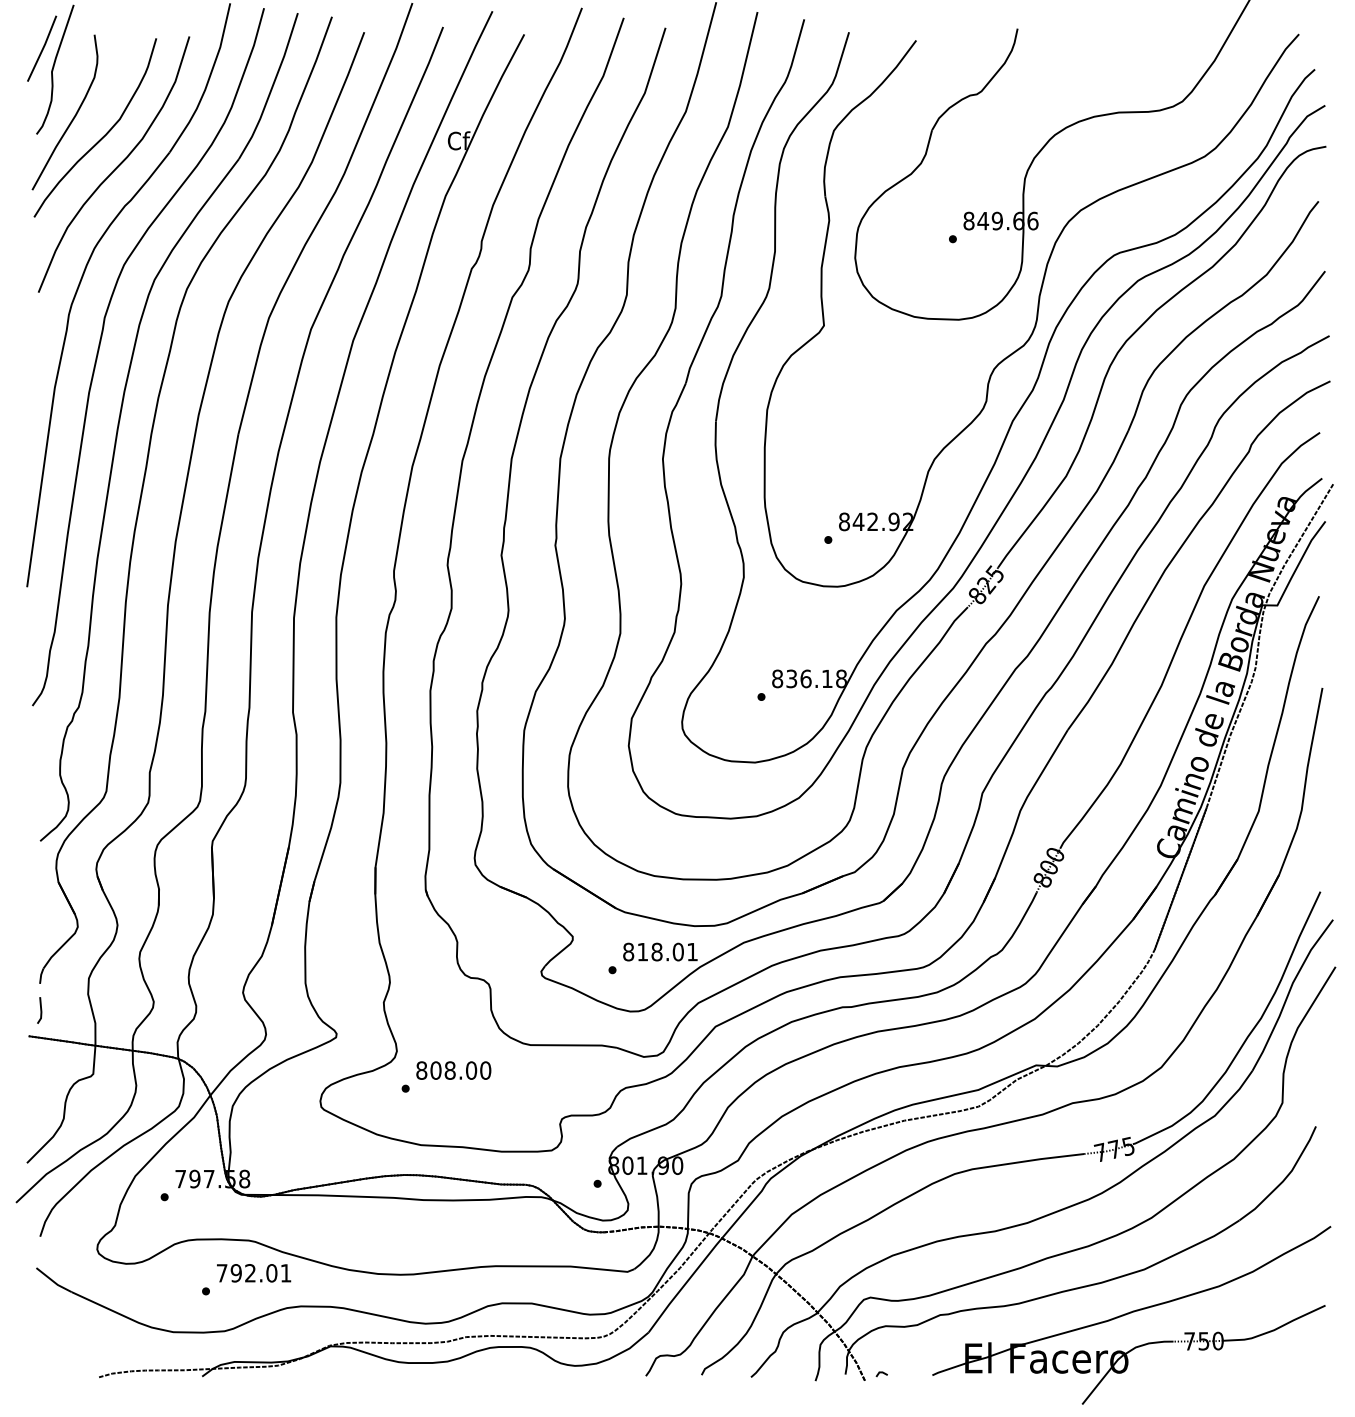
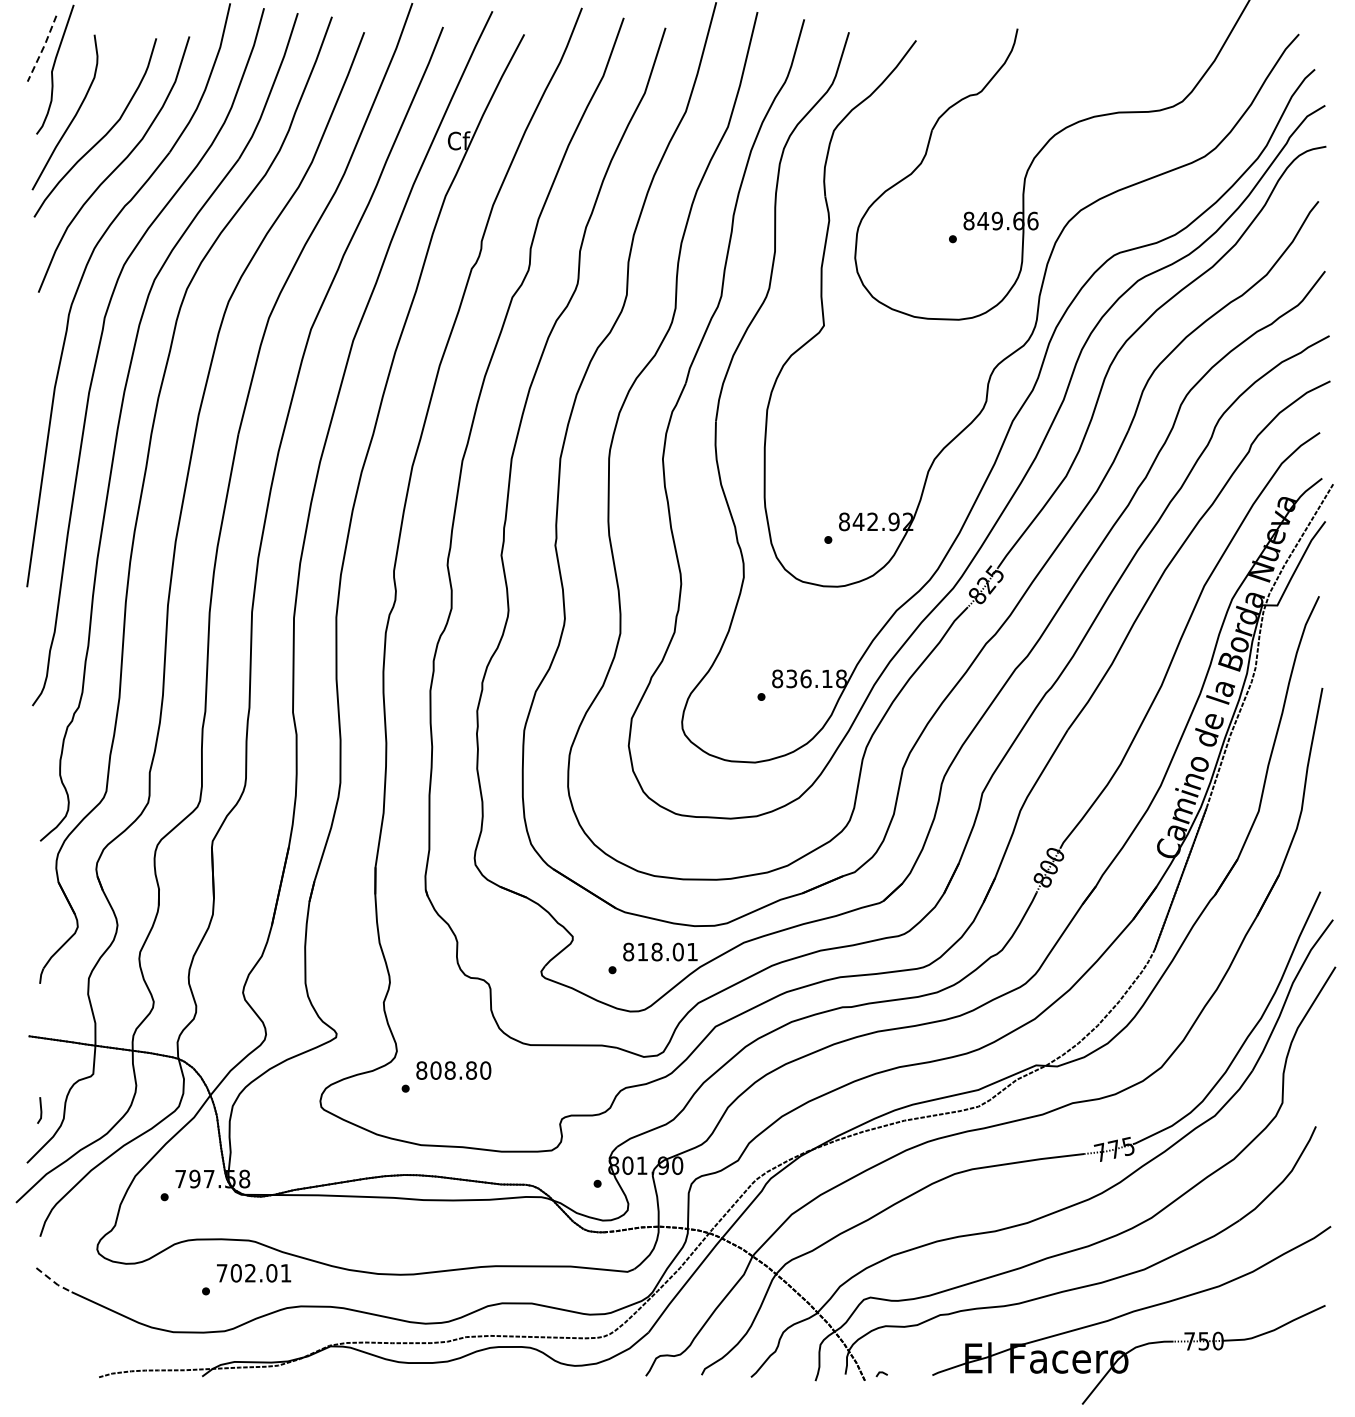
line: solid -> dashed (43, 48)
line position: (40, 1010) -> (40, 1110) (40, 1110)
text: 808.00 -> 808.80 (471, 1070)
text: 792.01 -> 702.01 (235, 1273)
line: solid -> dashed (54, 1281)
